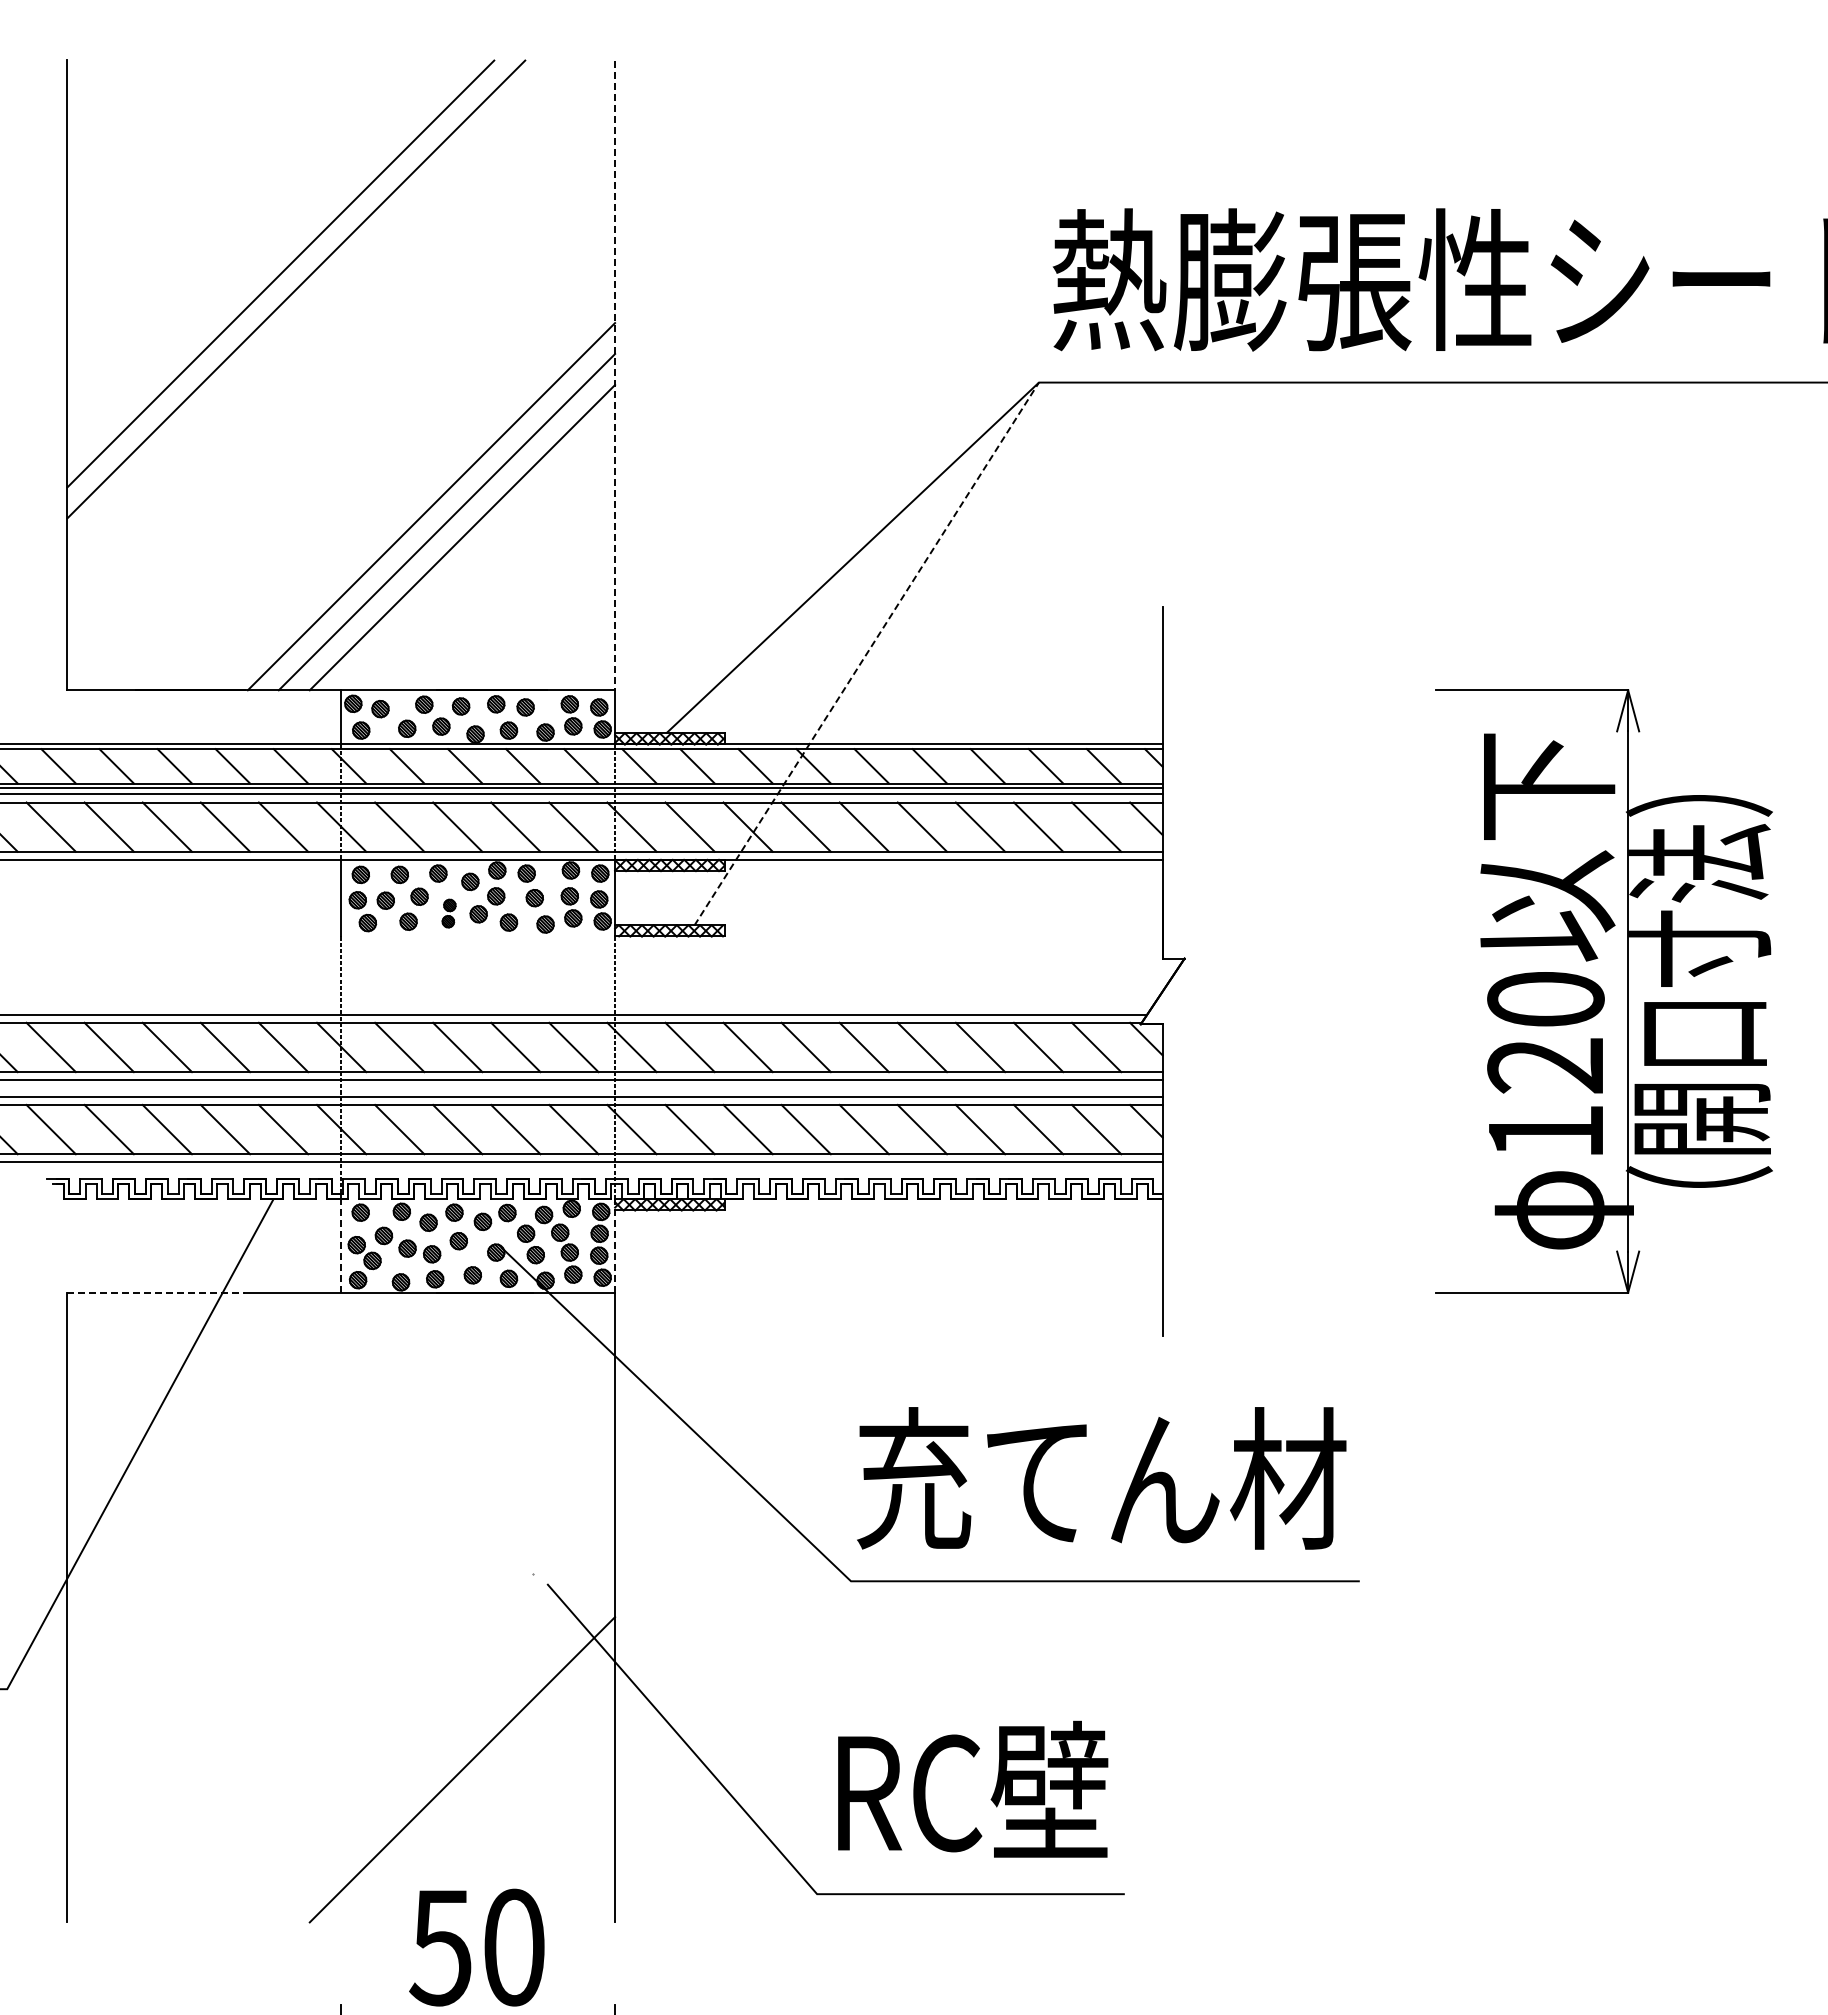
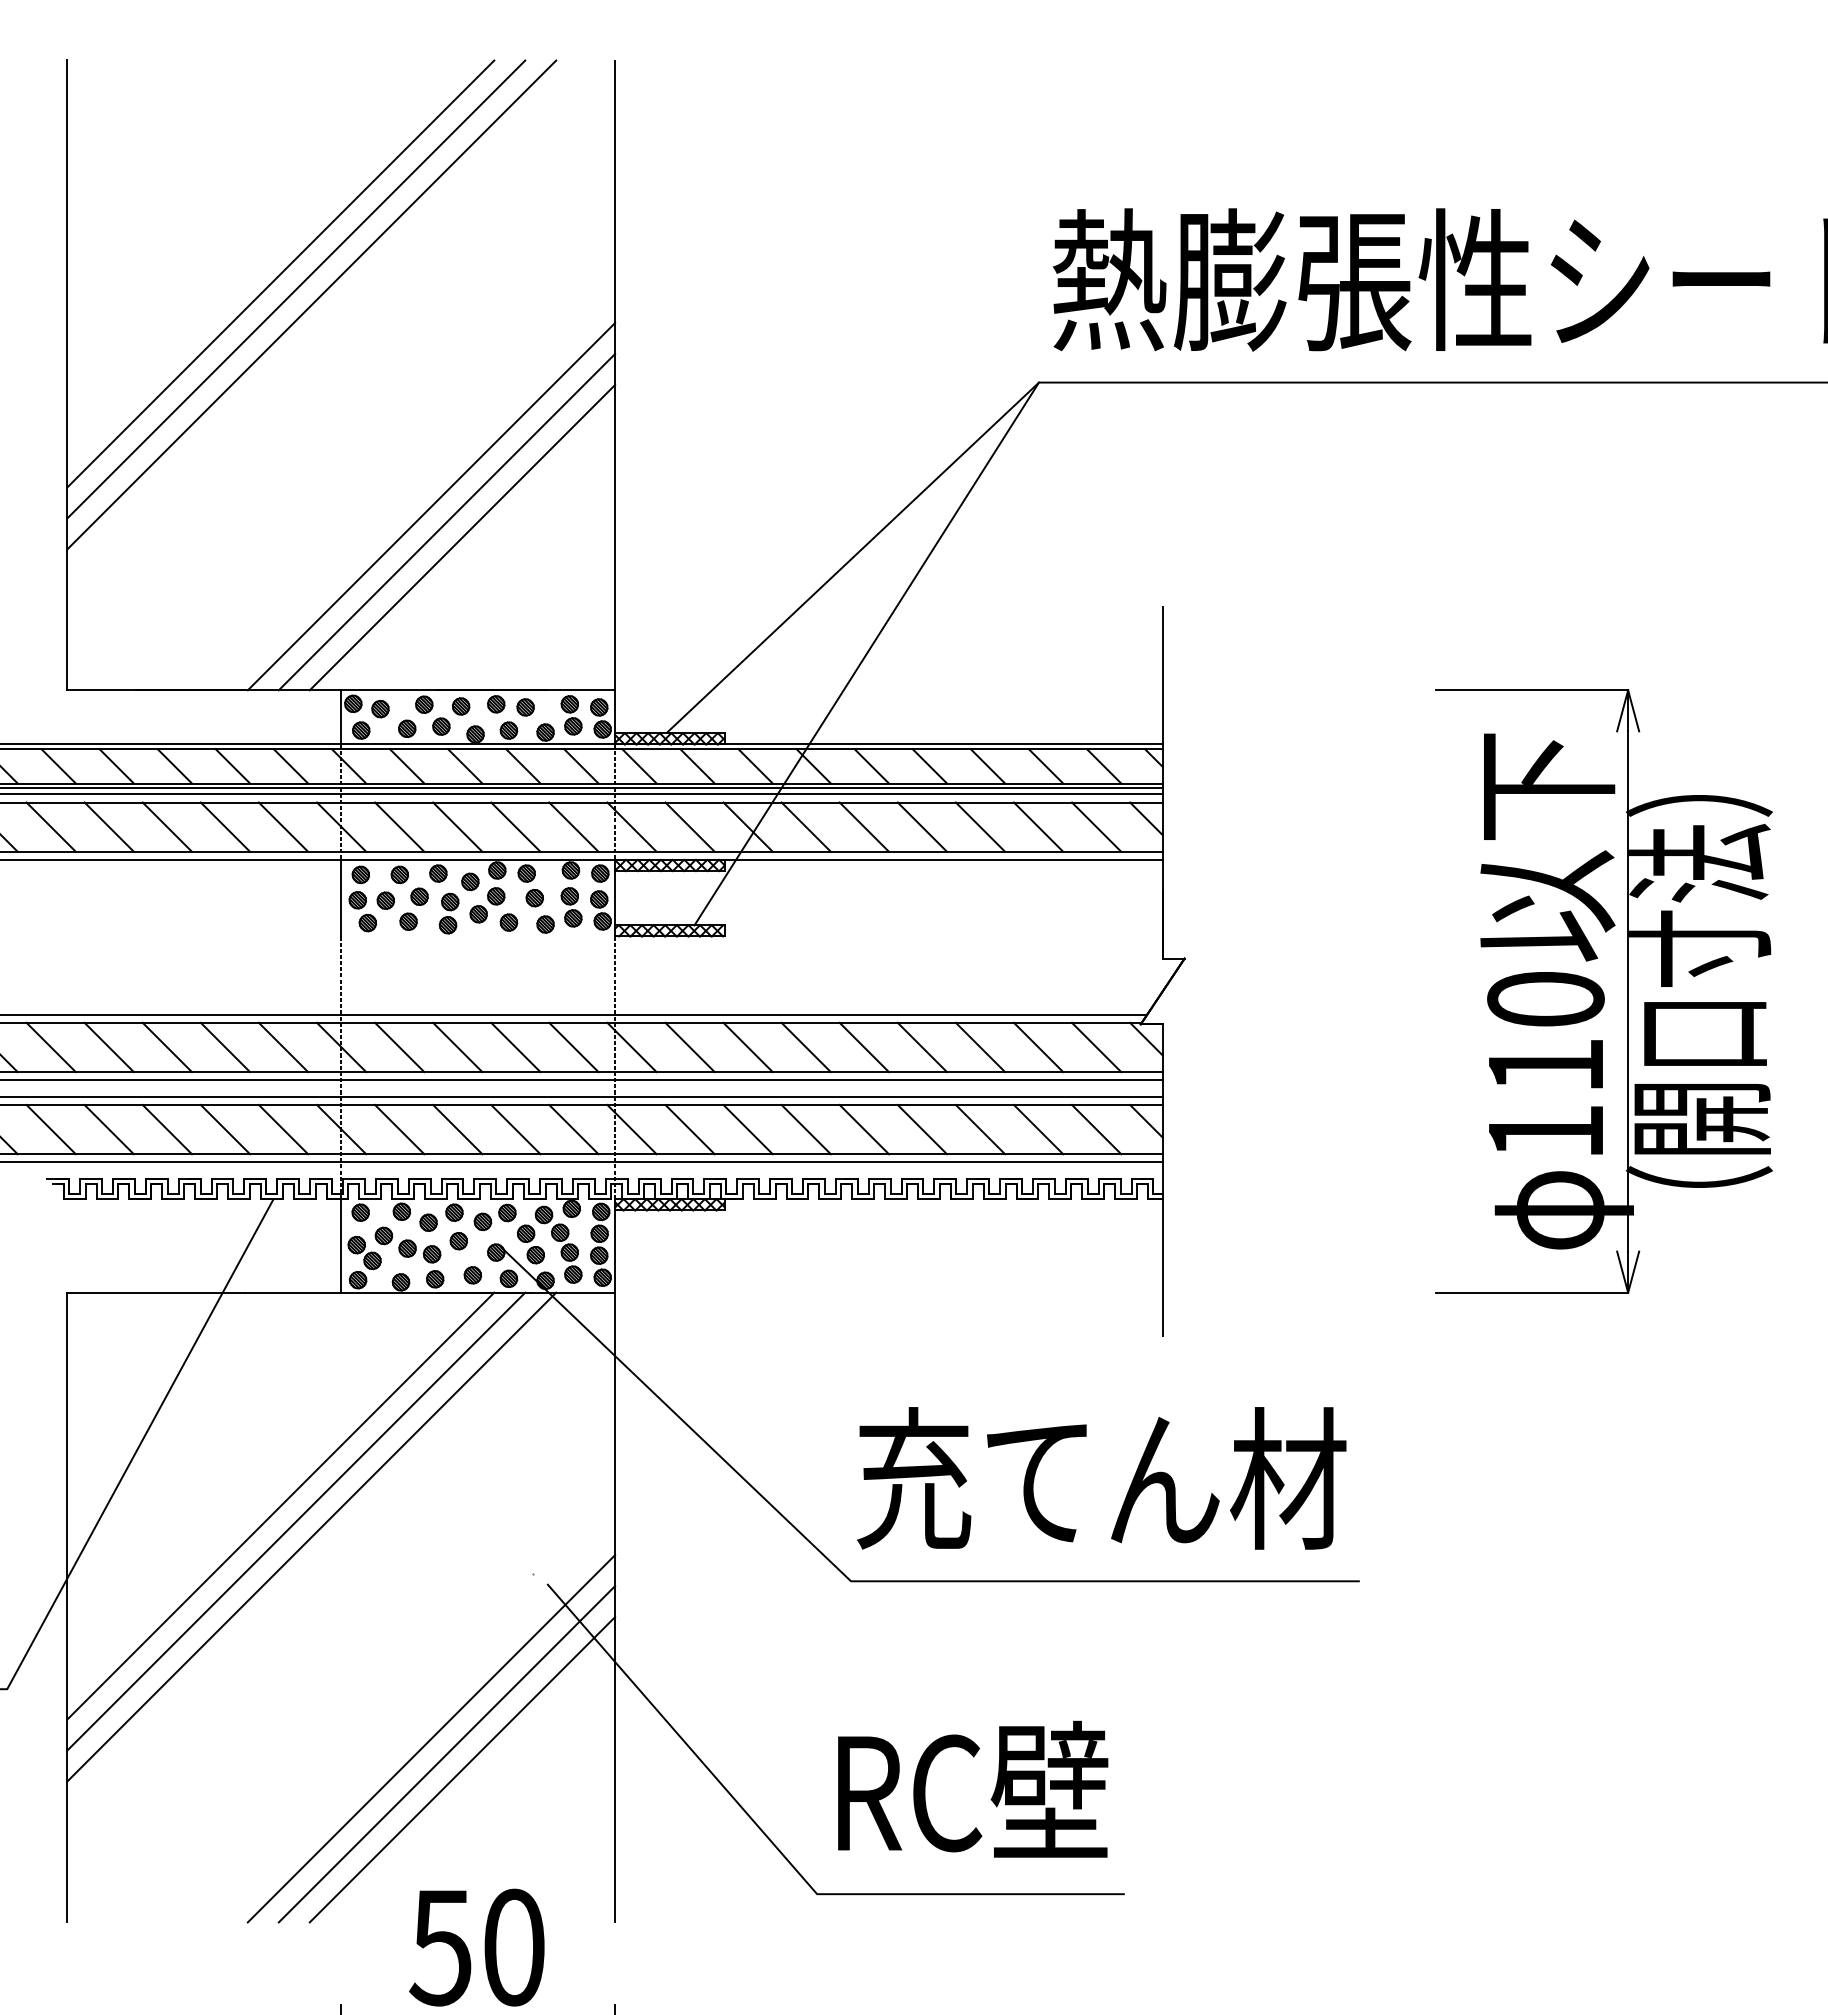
line: none -> present (311, 304)
line: dashed -> solid (615, 375)
line: dashed -> solid (866, 653)
part size: 16x31 px -> 22x43 px (448, 913)
text: 120 -> 110 (1544, 1065)
line: dashed -> solid (341, 1246)
line: dashed -> solid (615, 1246)
line: dashed -> solid (156, 1292)
line: none -> present (280, 1505)
line: none -> present (296, 1521)
line: none -> present (311, 1536)
line: none -> present (431, 1738)
line: none -> present (446, 1754)
